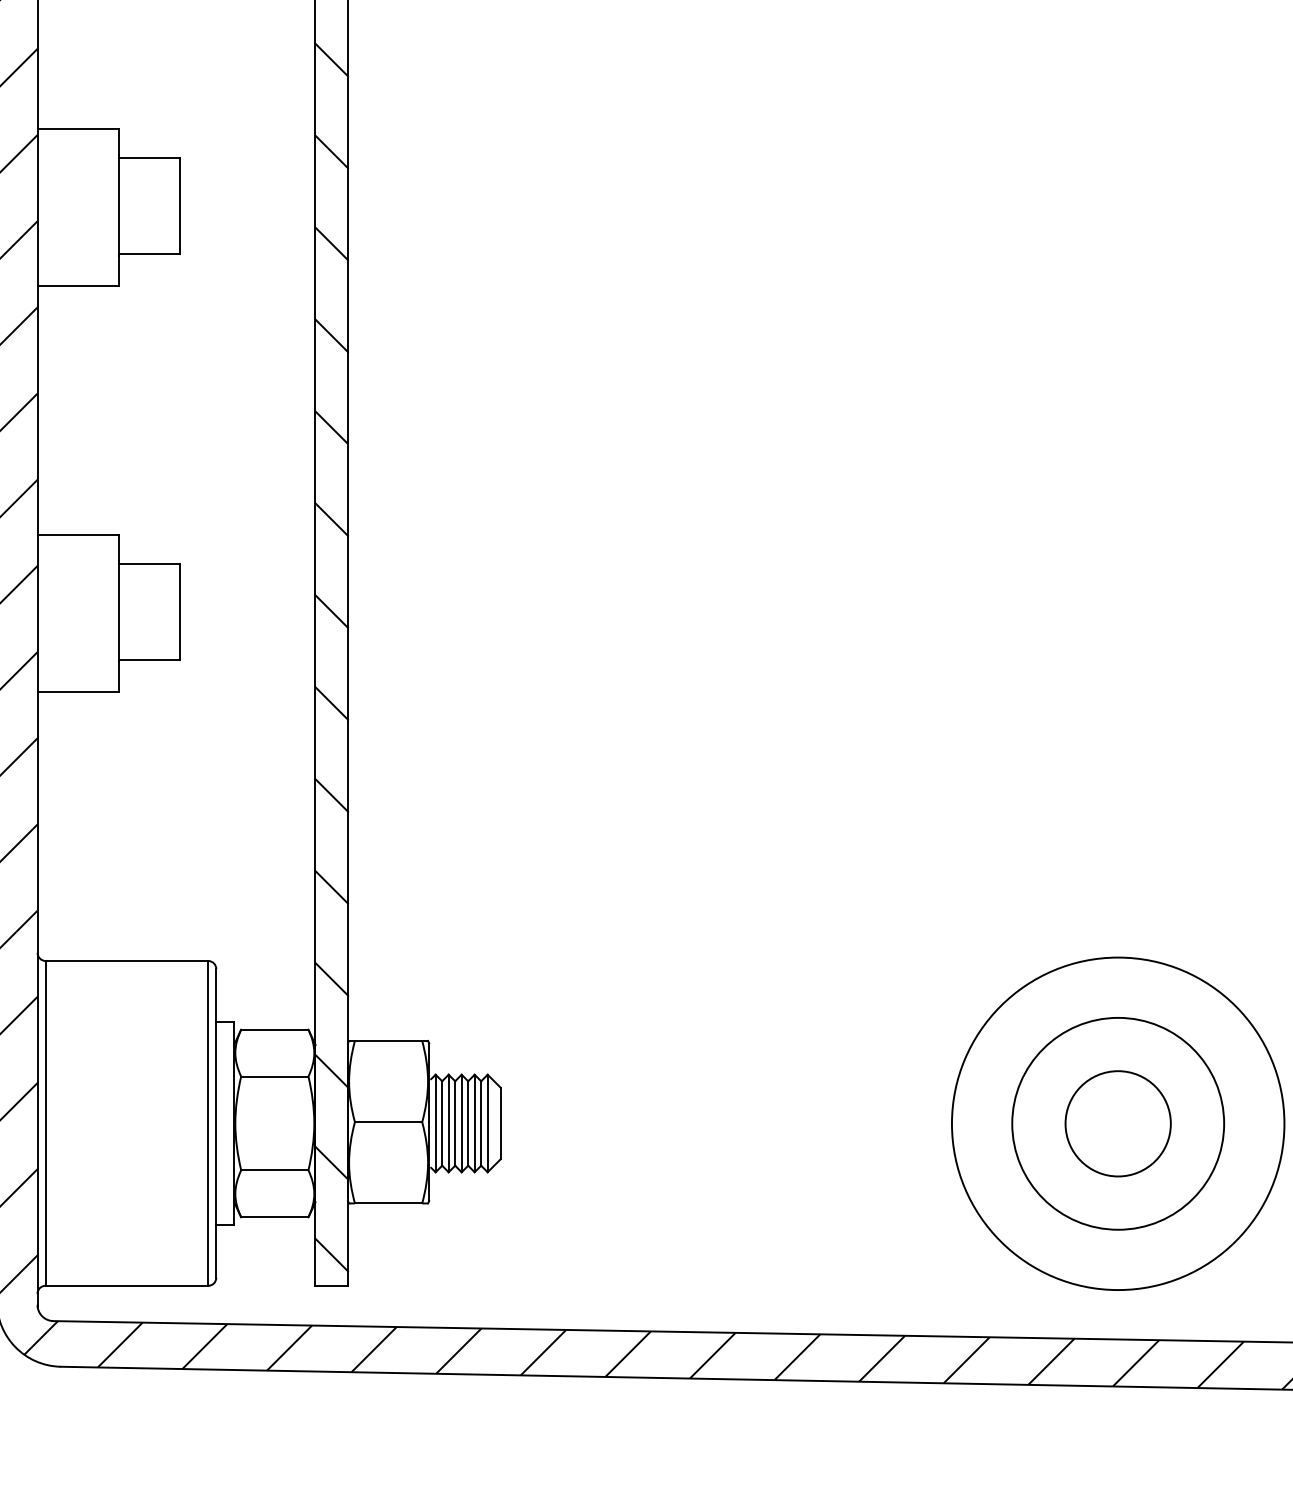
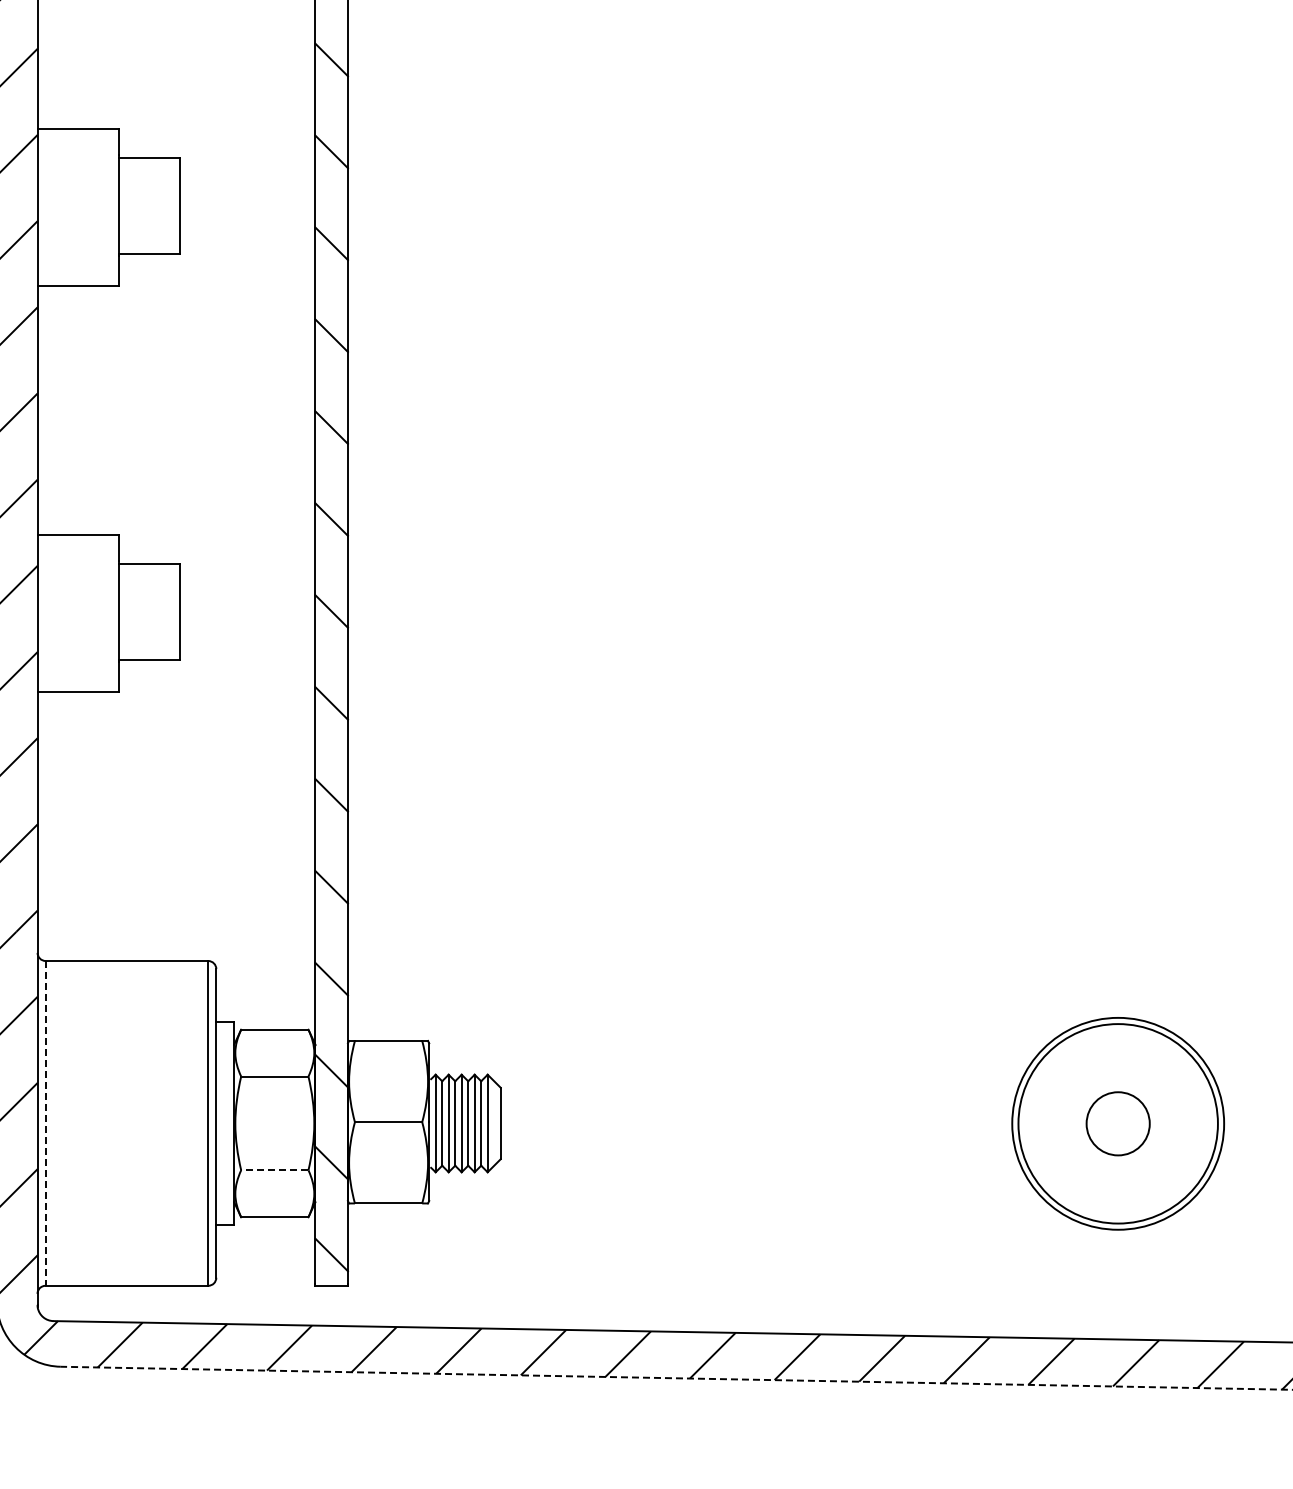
line: solid -> dashed (45, 1123)
circle diameter: 105 px -> 63 px (1117, 1123)
circle diameter: 332 px -> 199 px (1117, 1123)
line: solid -> dashed (274, 1170)
line: solid -> dashed (676, 1378)
